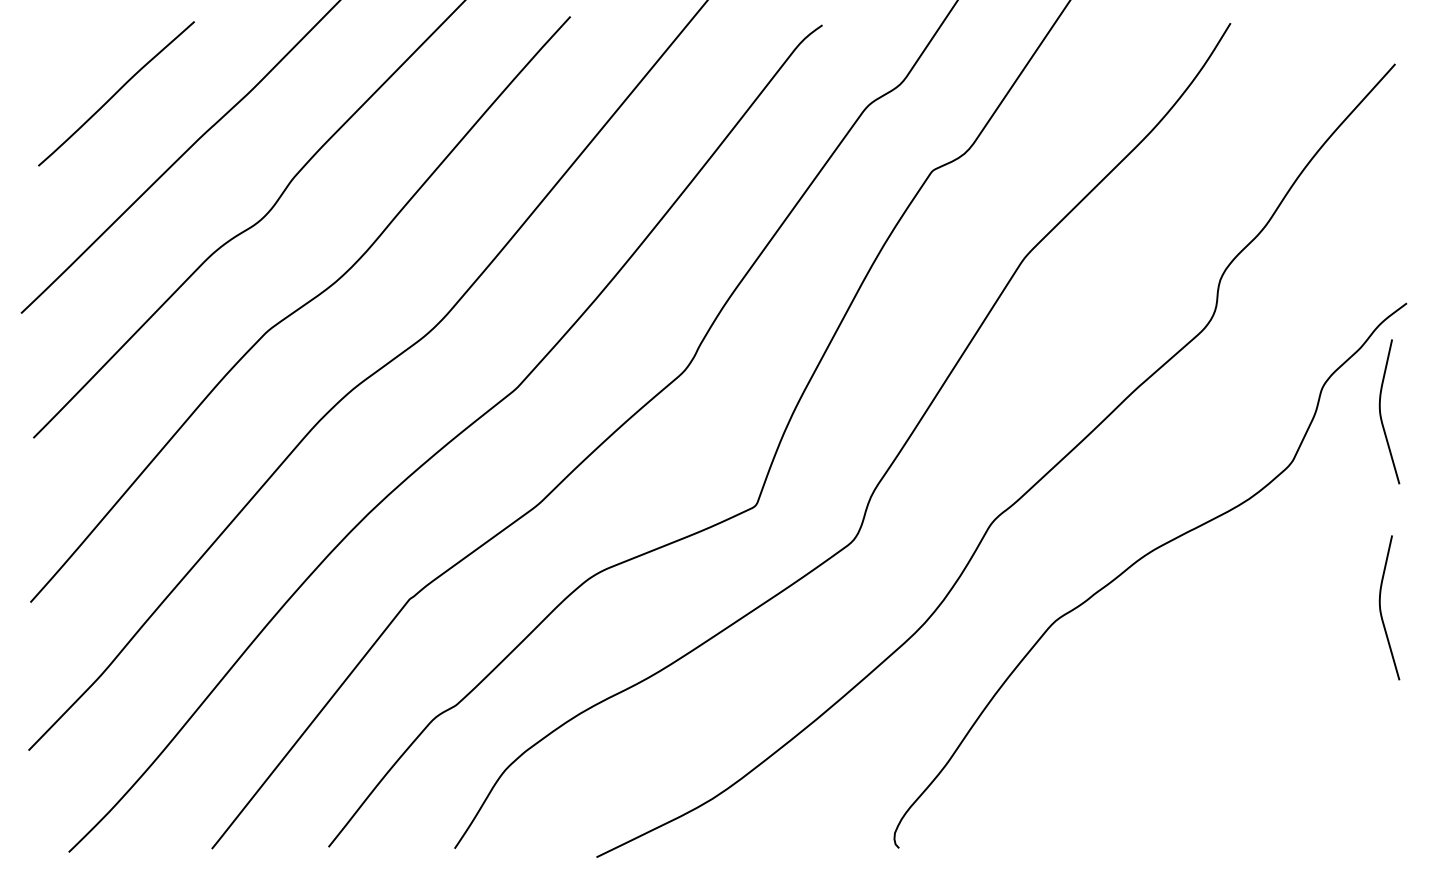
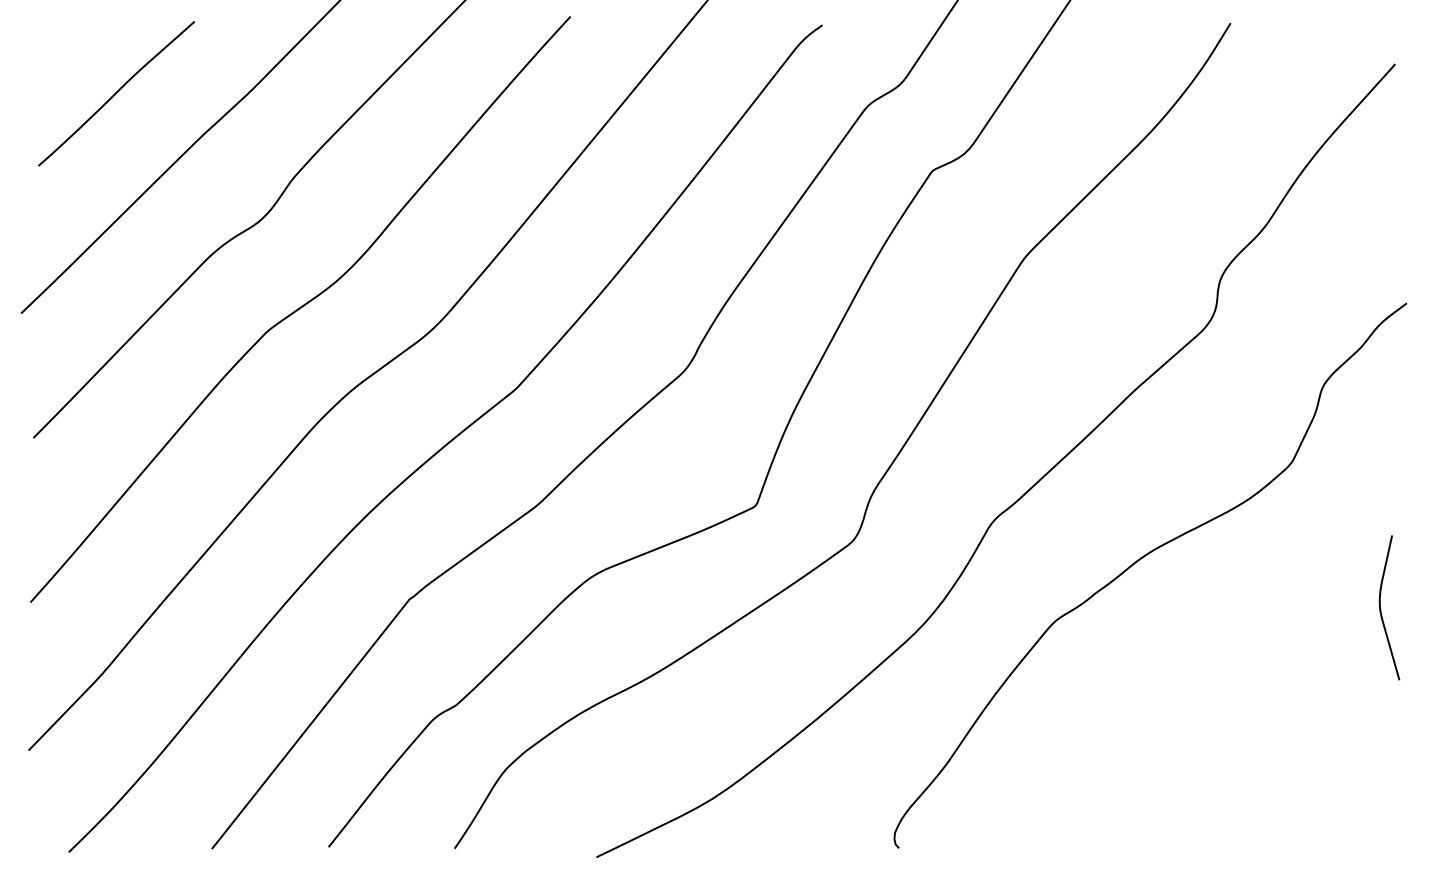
curve: present -> none (1381, 413)
